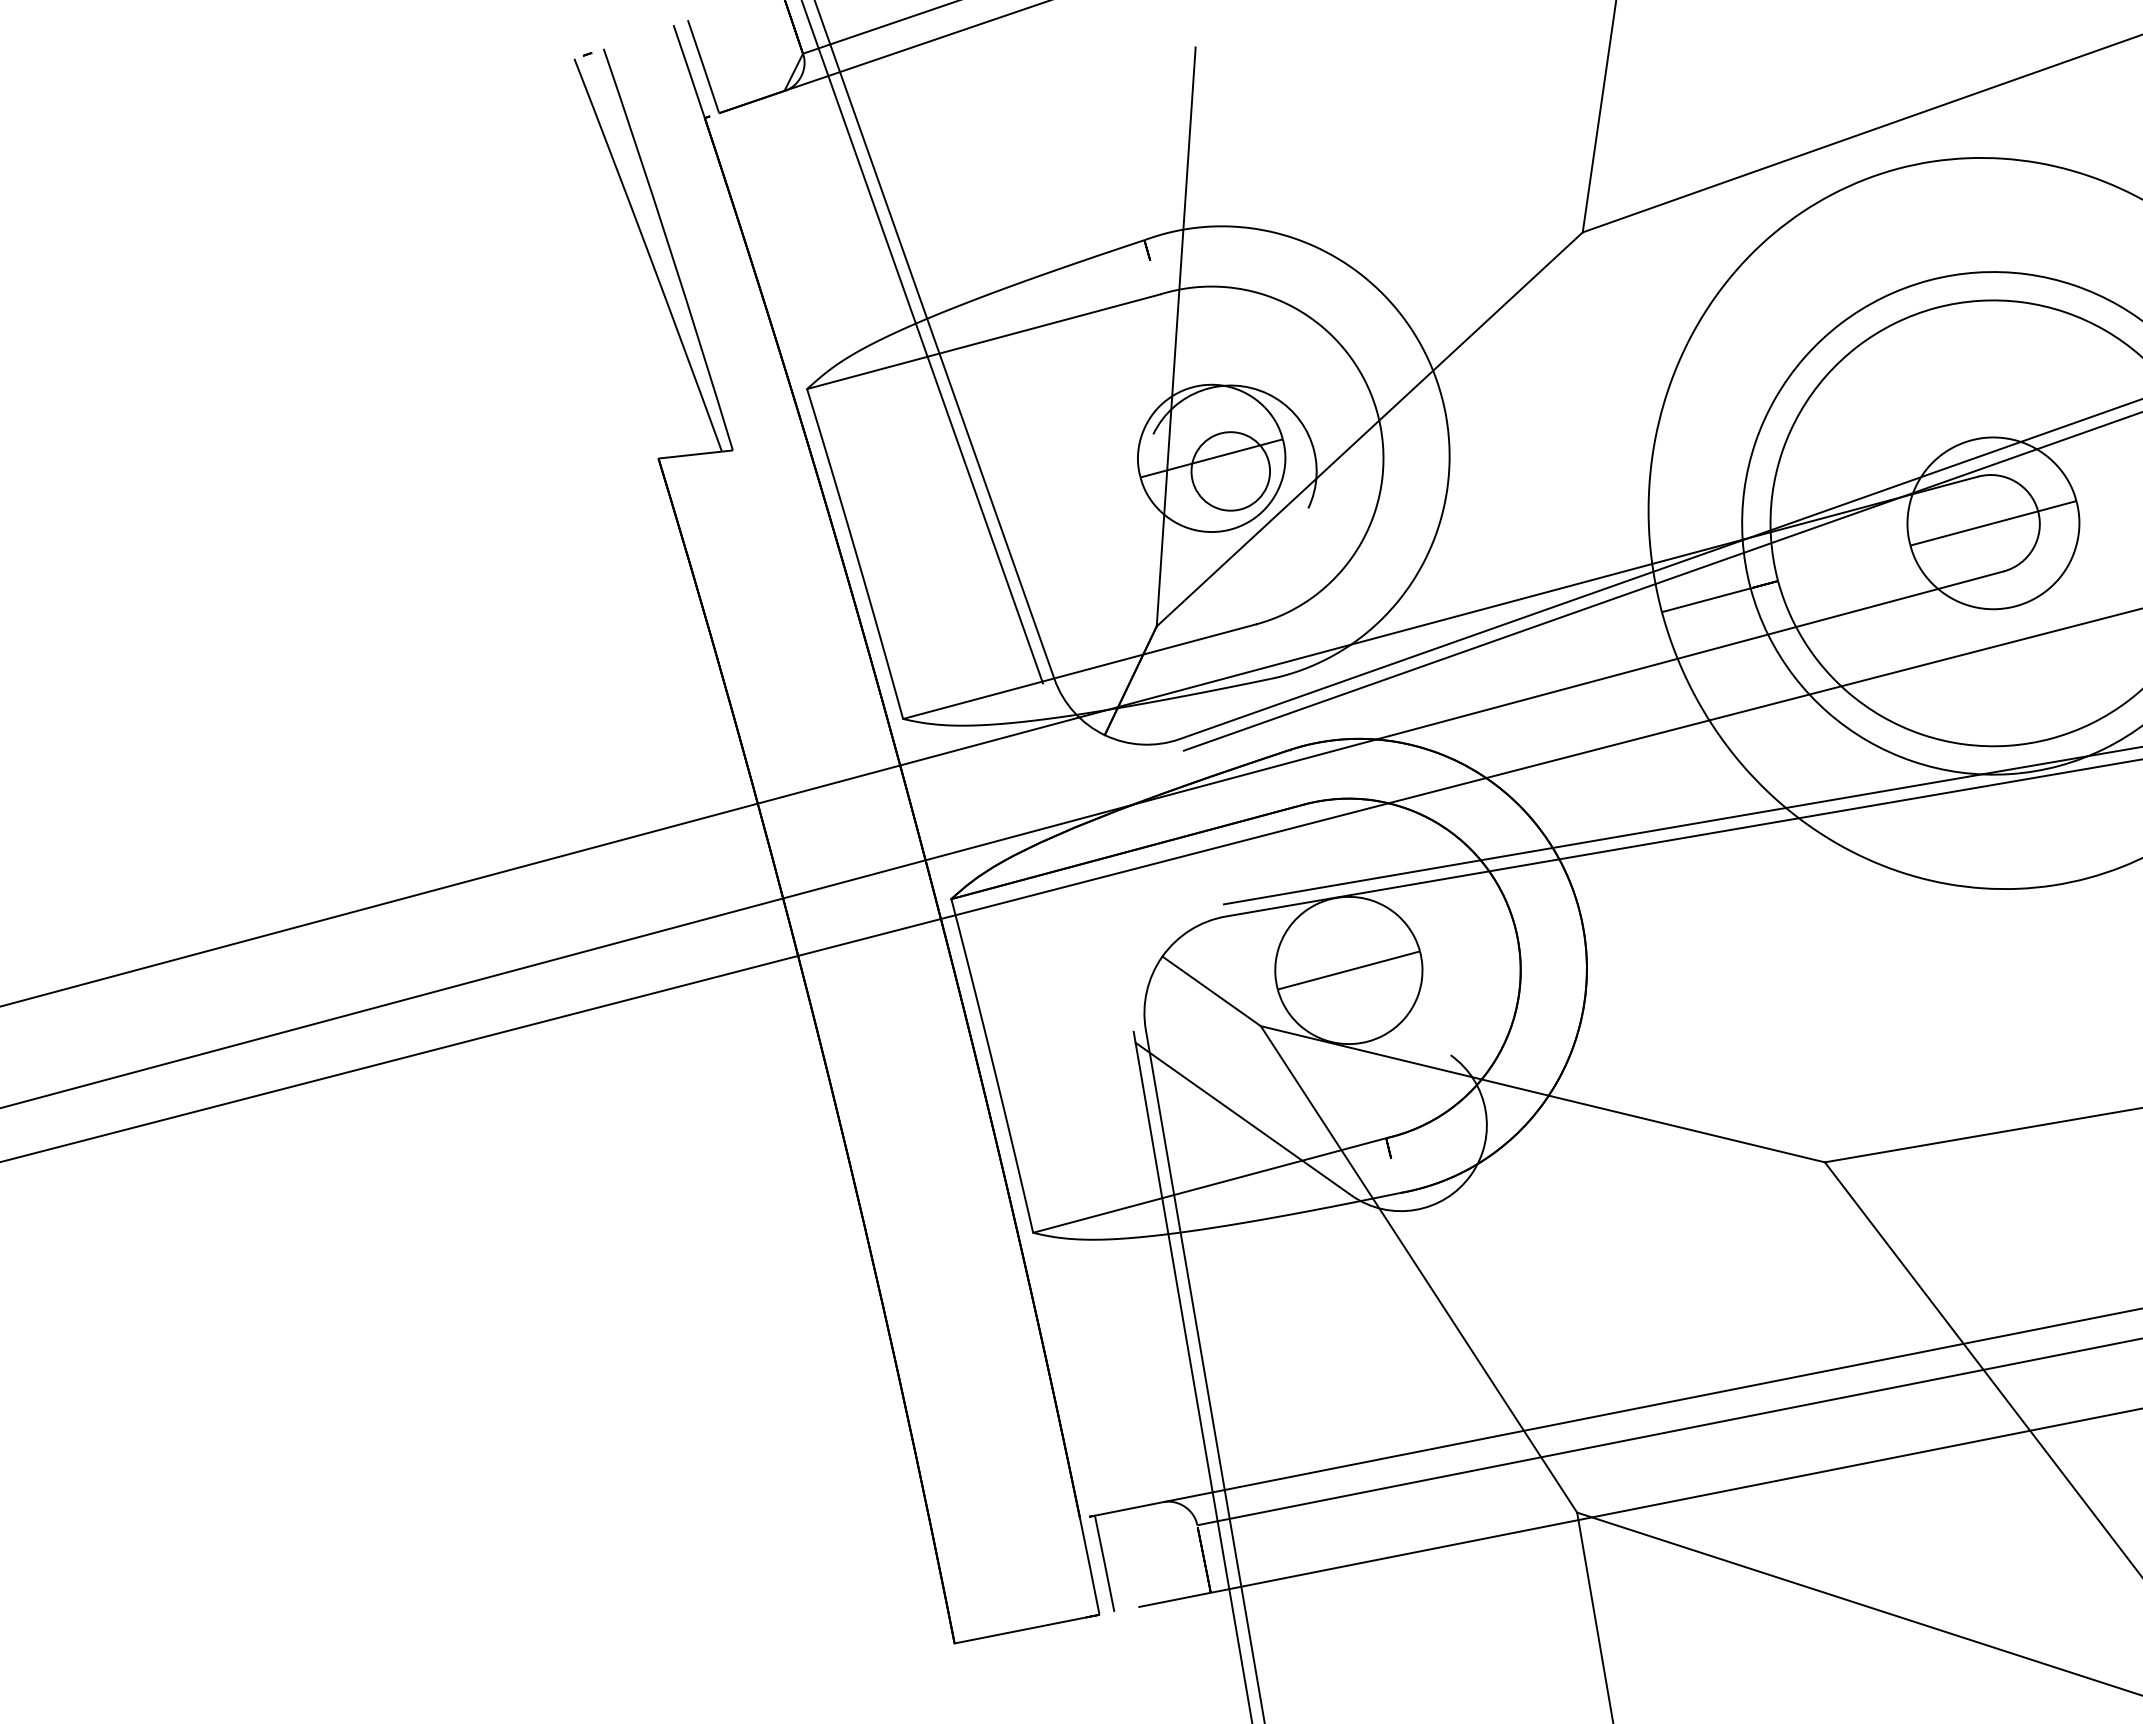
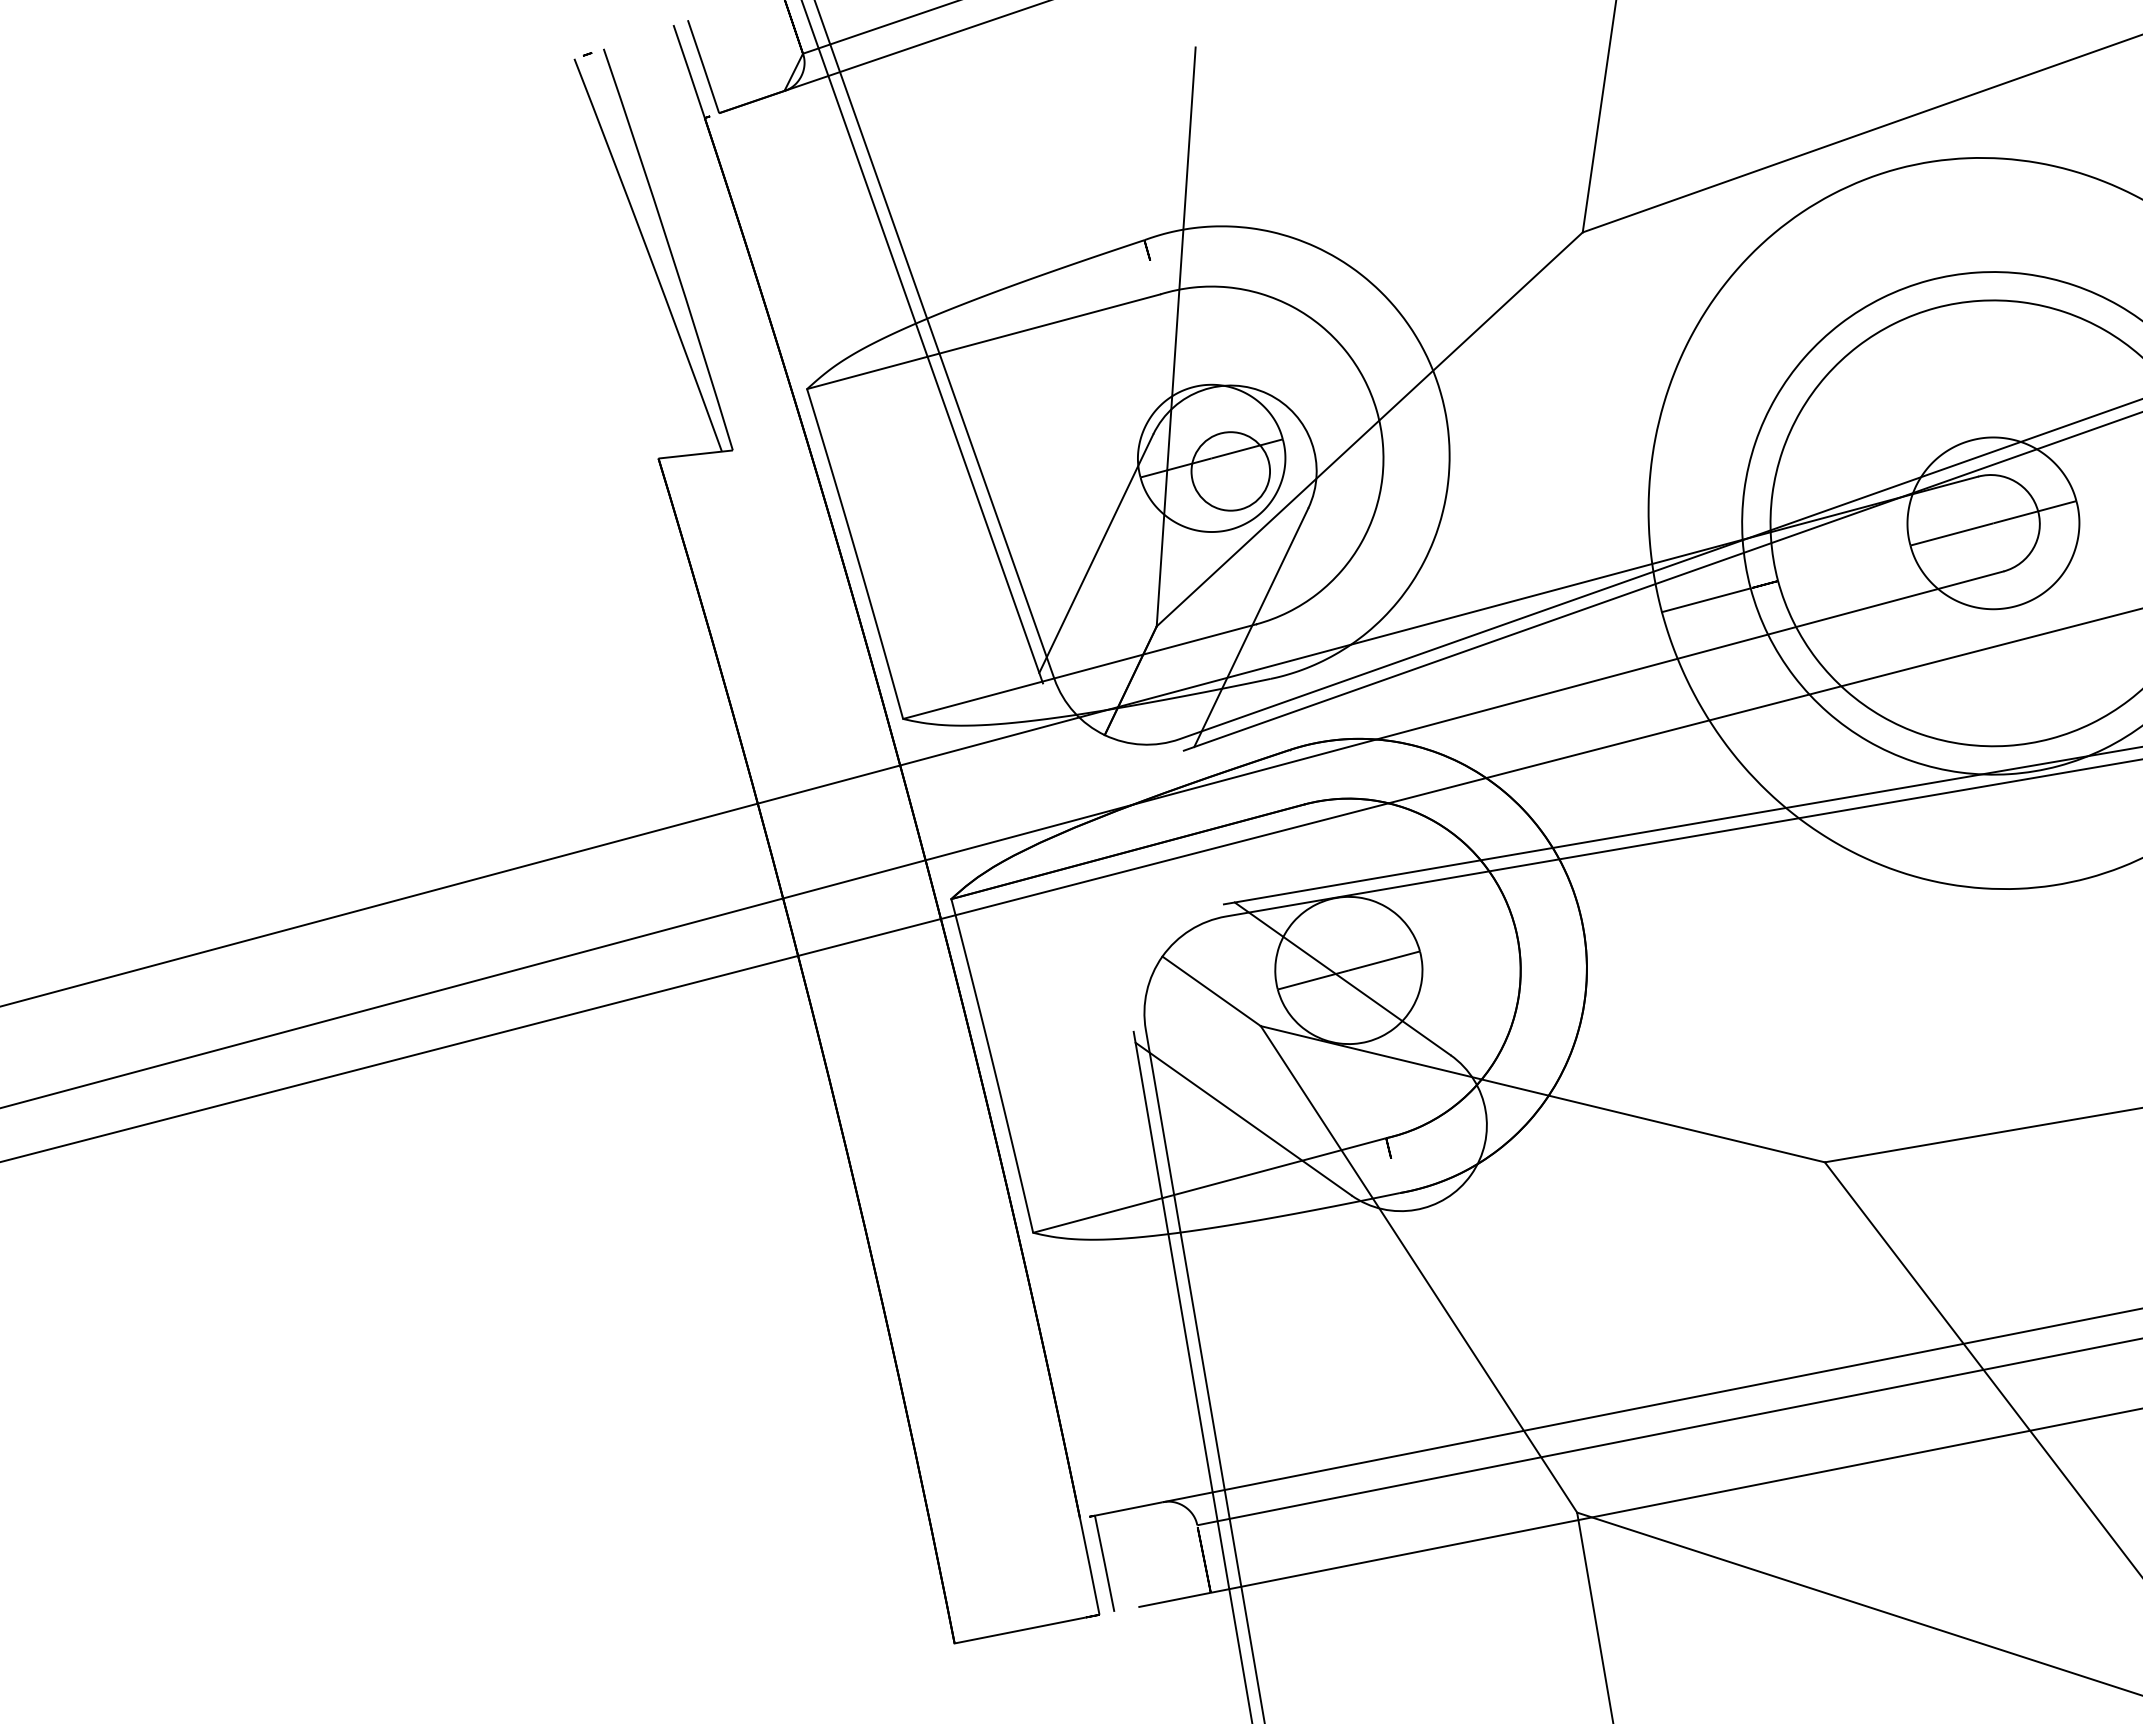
line: none -> present (1096, 553)
line: none -> present (1251, 627)
line: none -> present (1342, 978)
